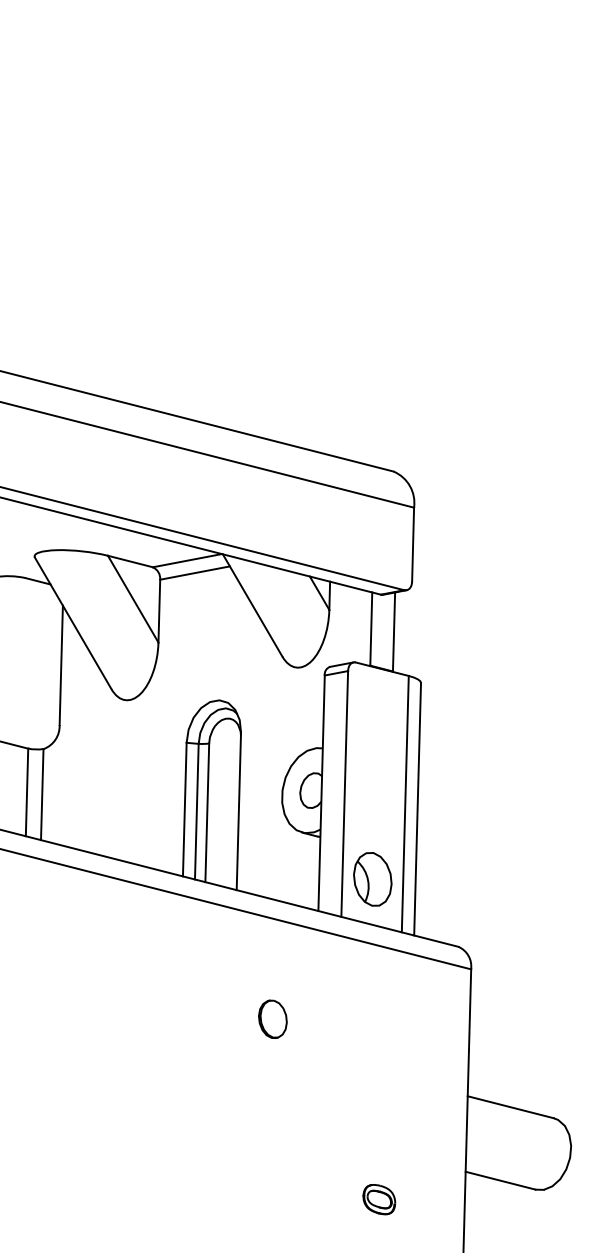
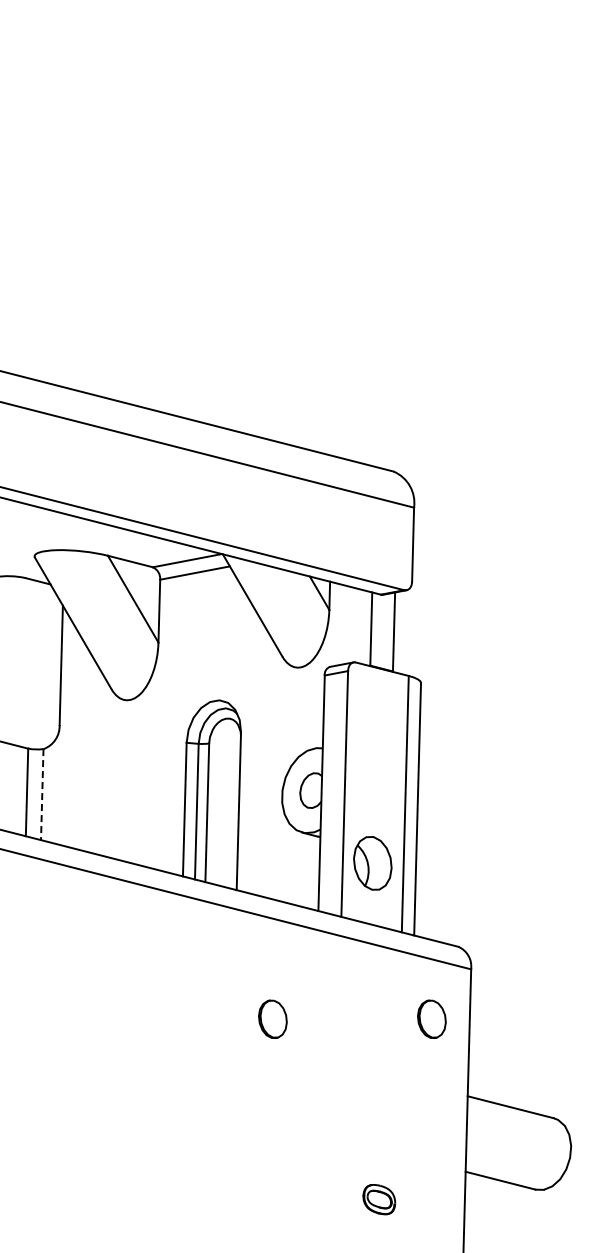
line: solid -> dashed (42, 794)
part position: (372, 879) -> (372, 863) (372, 863)
part: none -> present (431, 1018)
